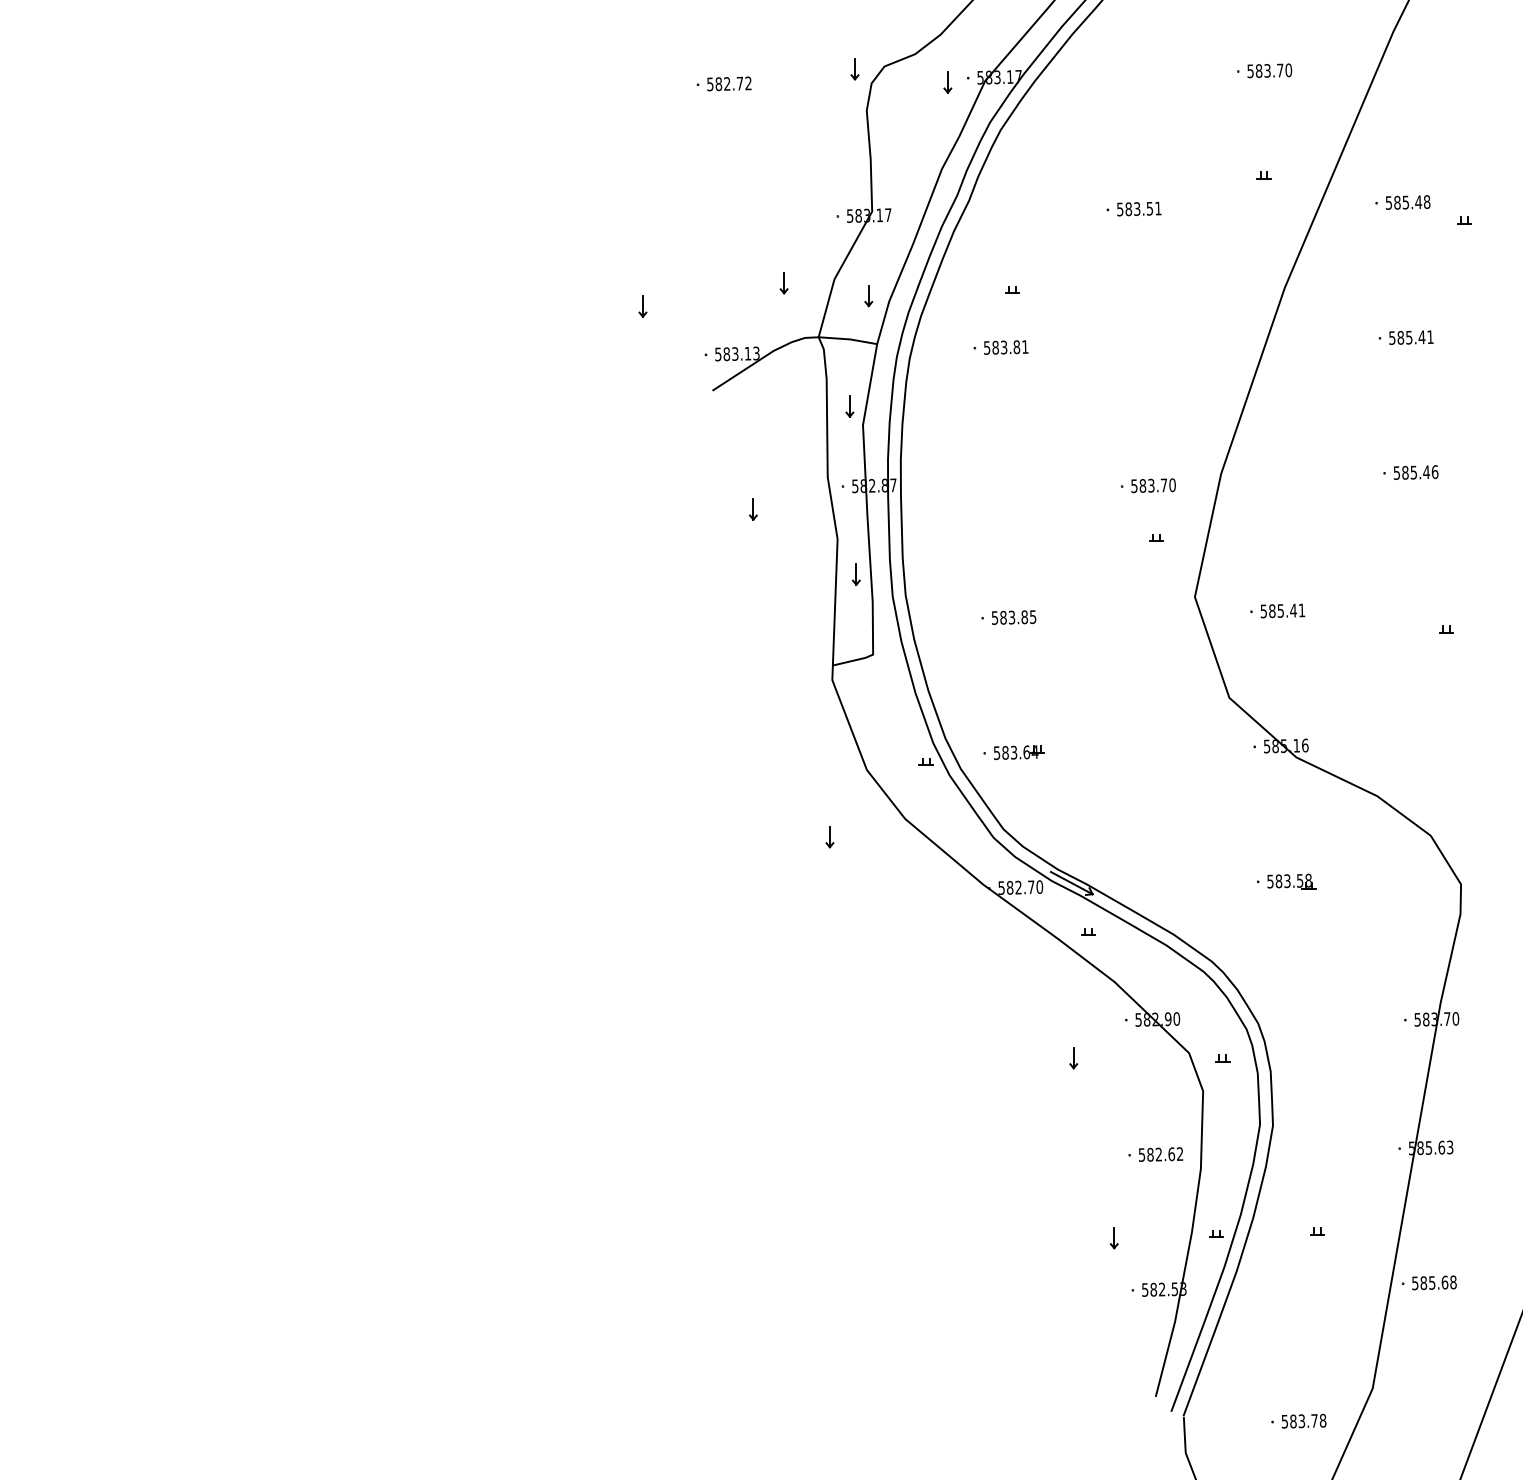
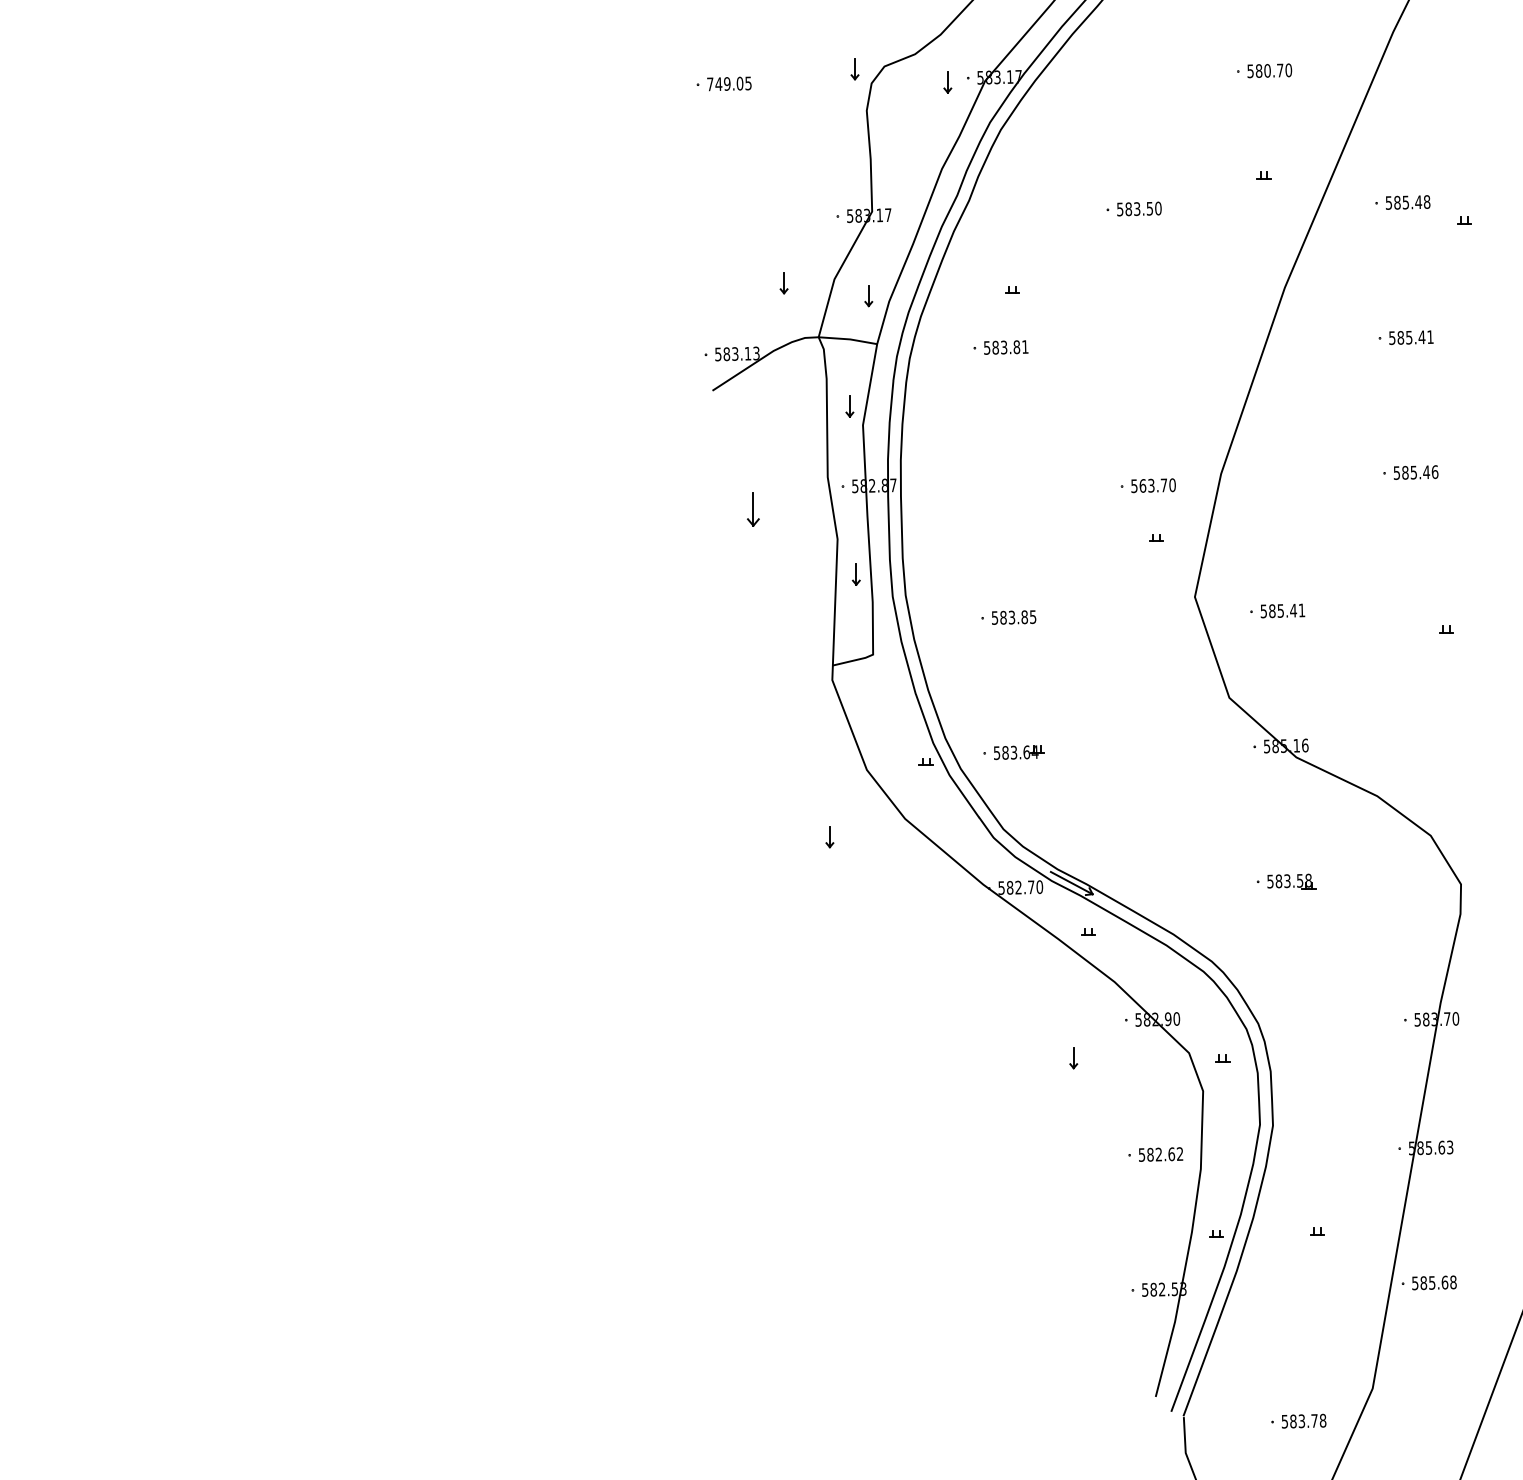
text: 583.70 -> 580.70 (1267, 70)
text: 582.72 -> 749.05 (729, 83)
text: 583.51 -> 583.50 (1158, 208)
part: present -> none (642, 306)
text: 583.70 -> 563.70 (1142, 485)
part size: 9x23 px -> 13x35 px (753, 509)
part: present -> none (1113, 1238)
